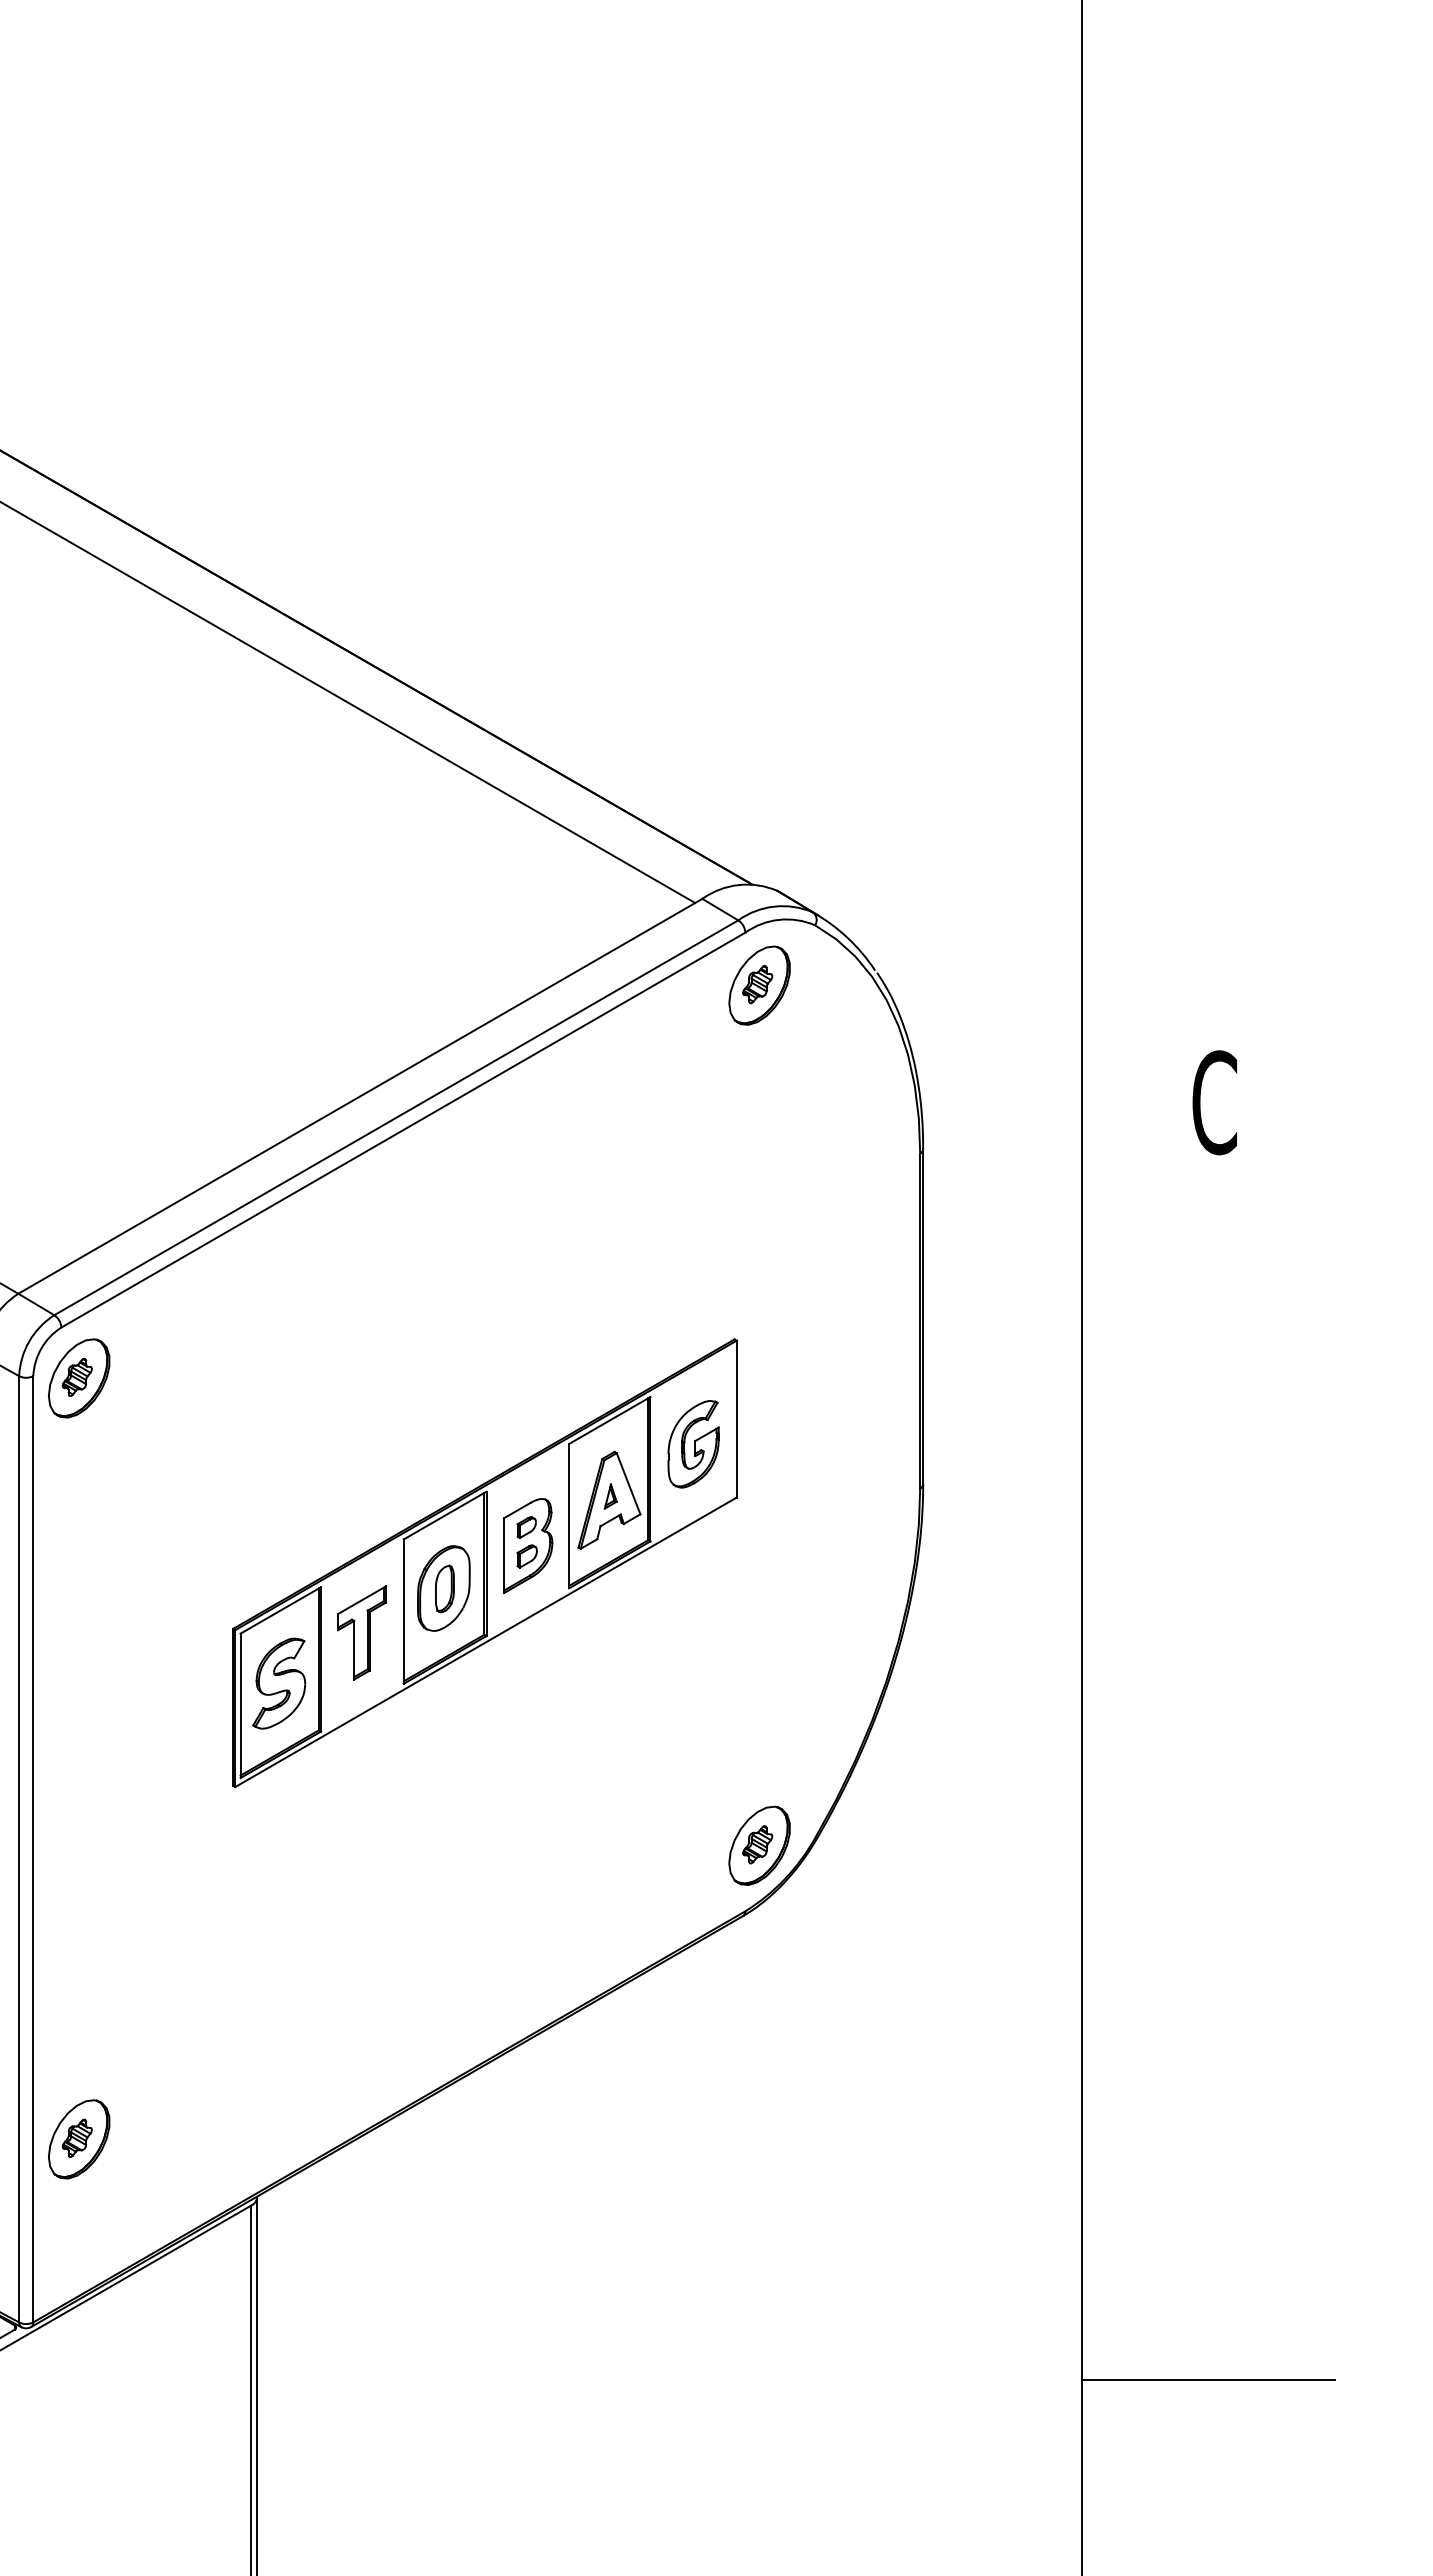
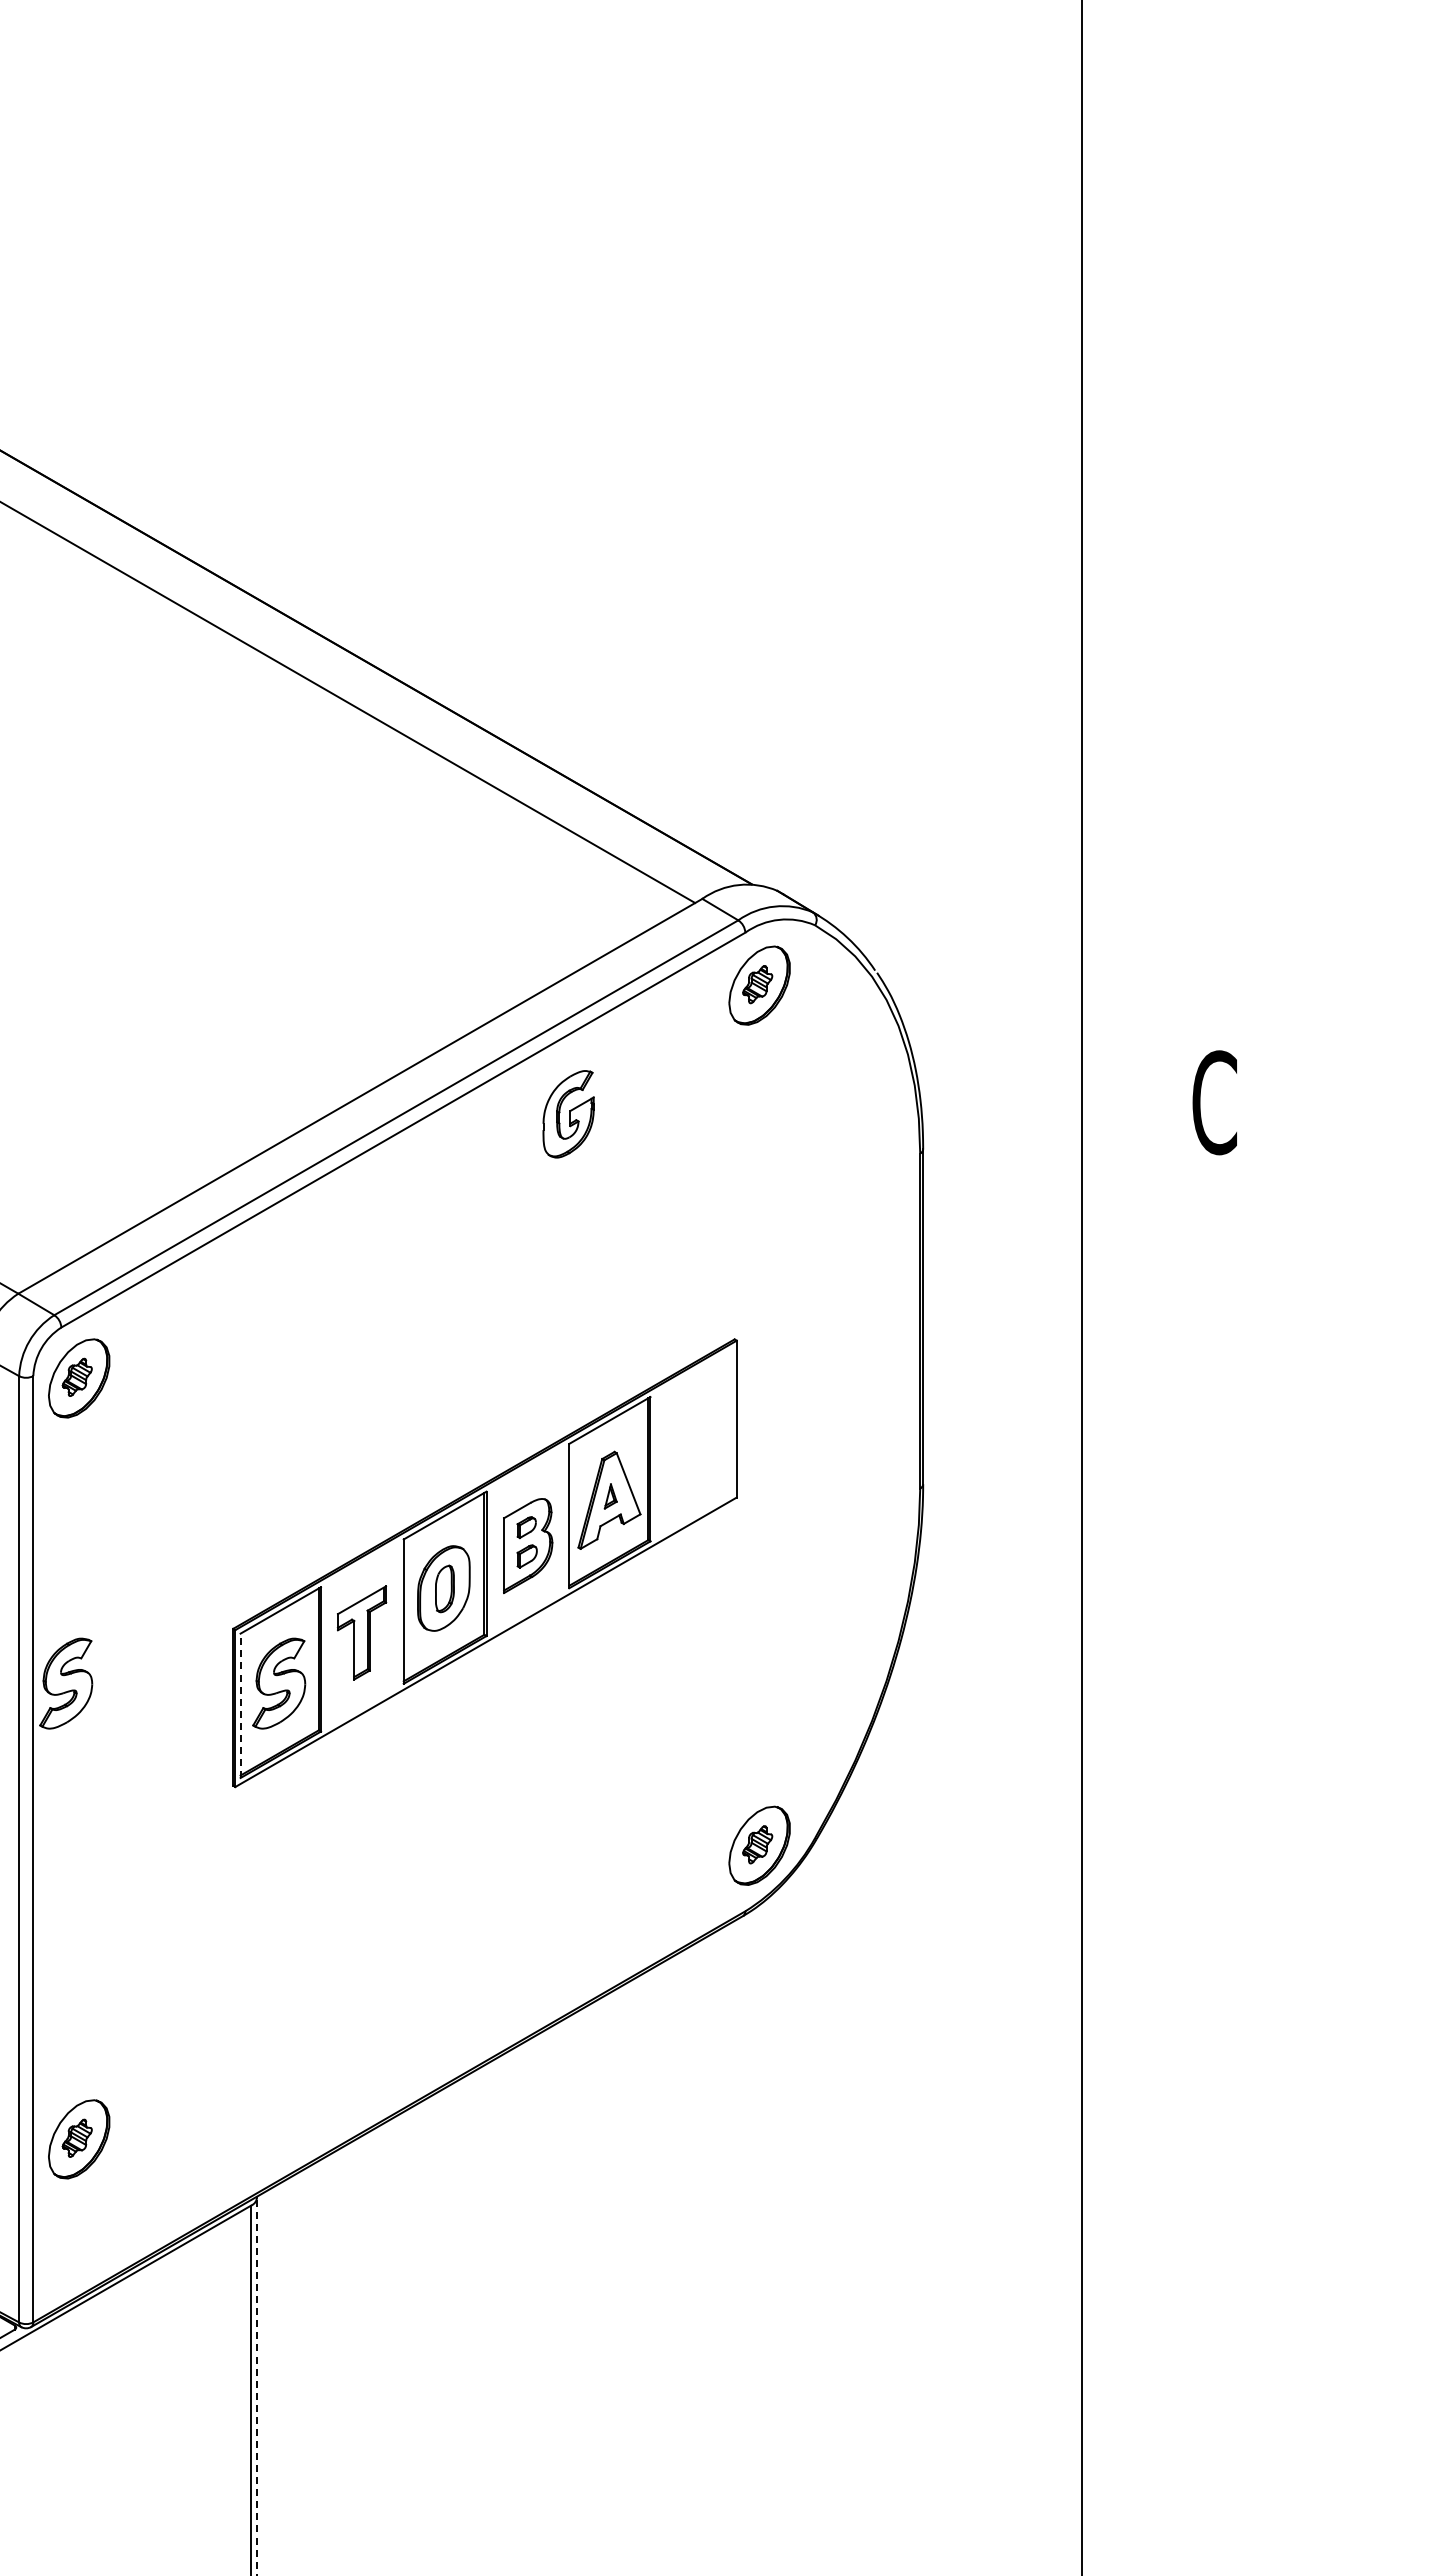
part position: (693, 1444) -> (568, 1114) (568, 1114)
part: none -> present (66, 1683)
line: solid -> dashed (240, 1705)
line: present -> none (1208, 2380)
line: solid -> dashed (257, 2386)
